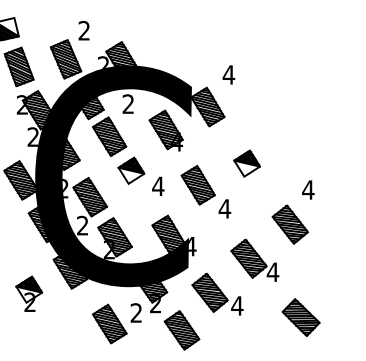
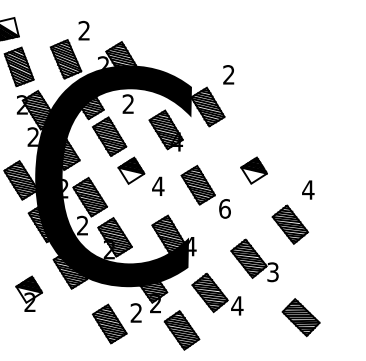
text: 4 -> 2 (228, 74)
part position: (246, 163) -> (253, 170) (253, 170)
text: 4 -> 6 (224, 208)
text: 4 -> 3 (272, 272)
